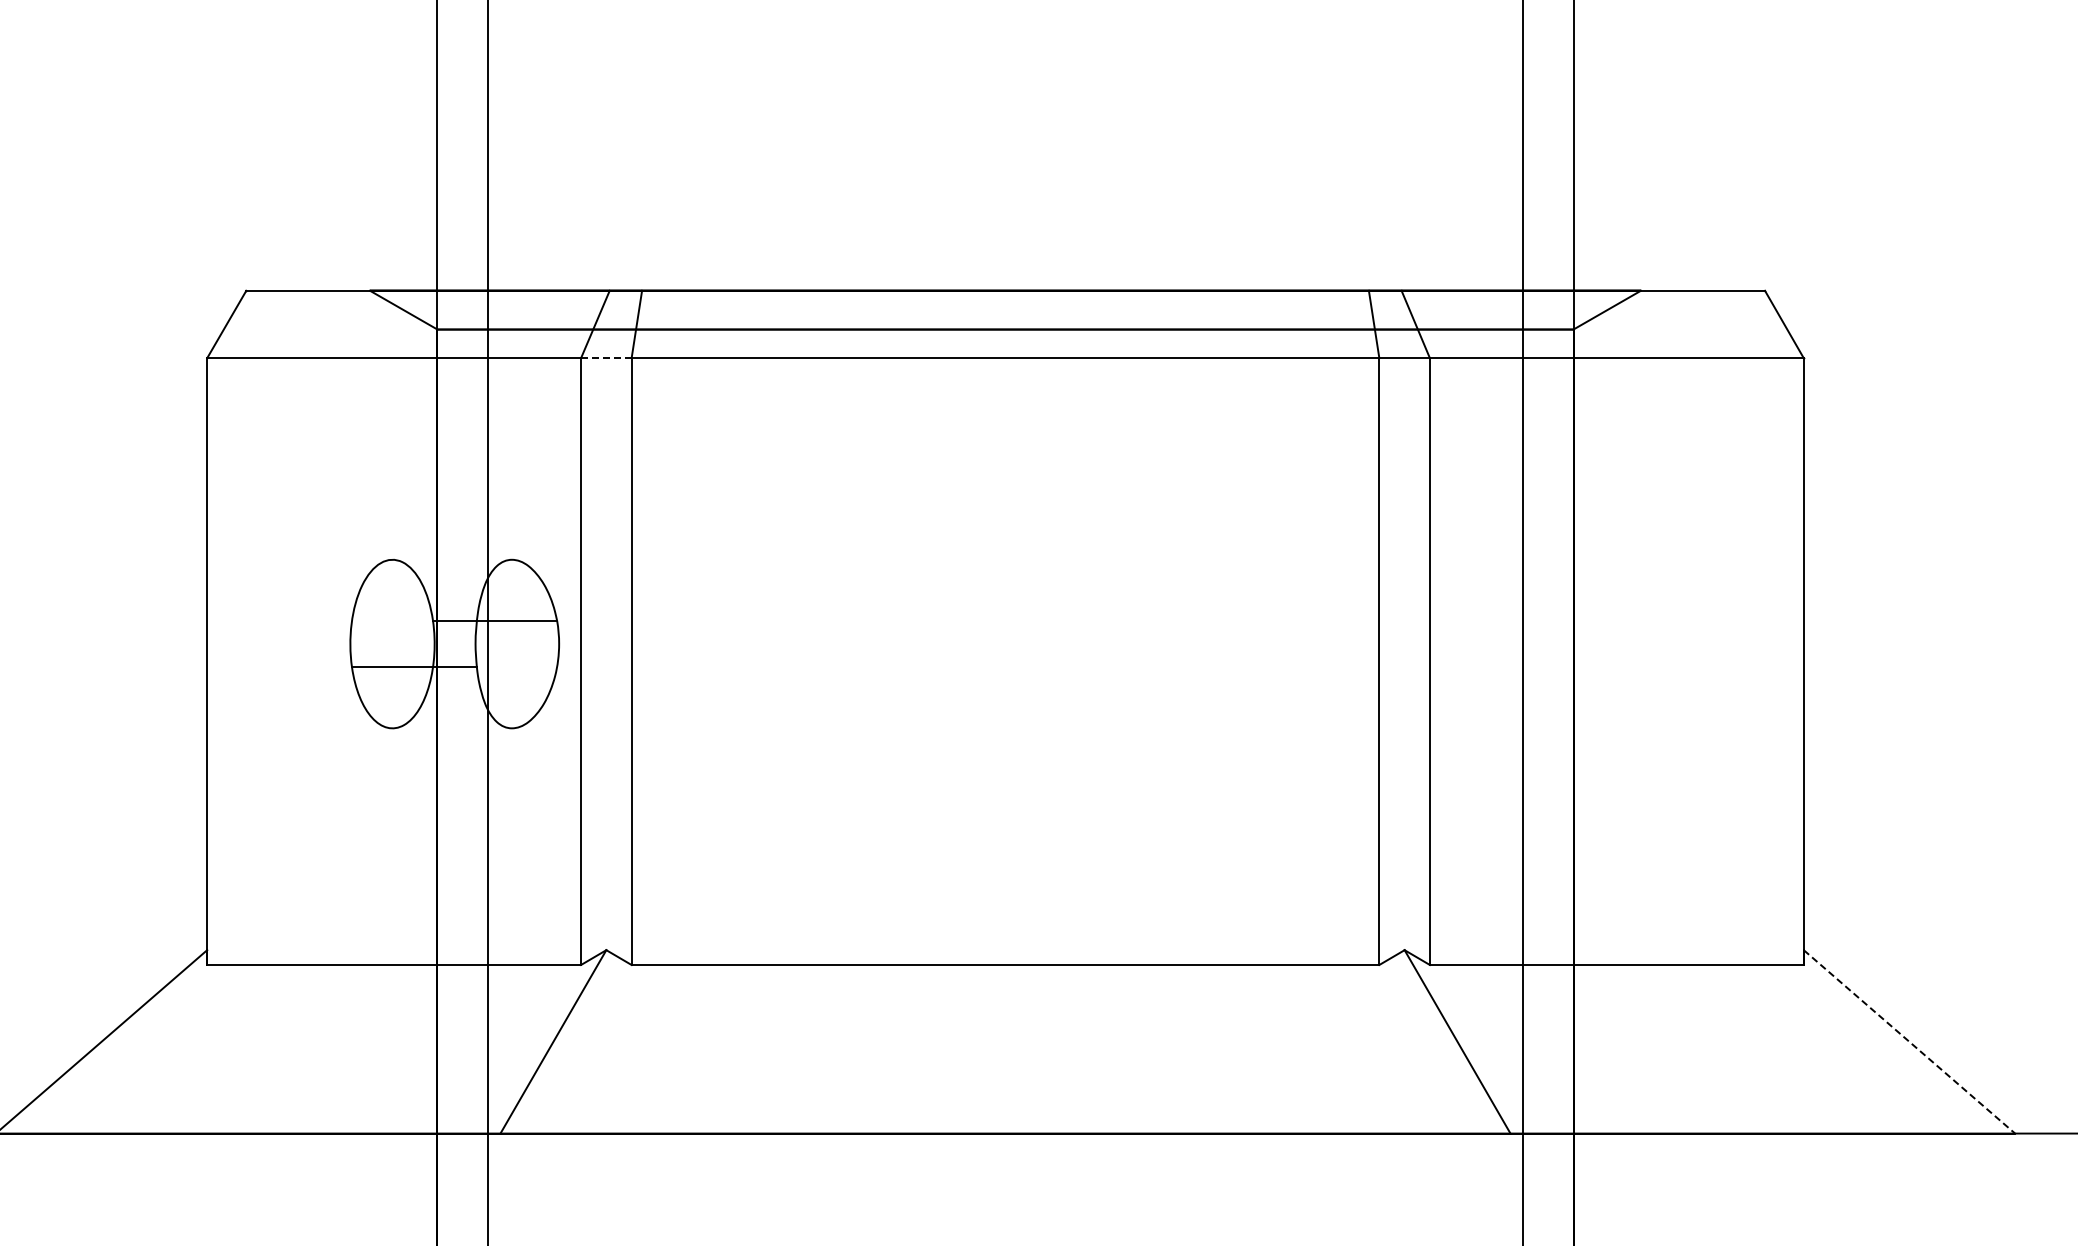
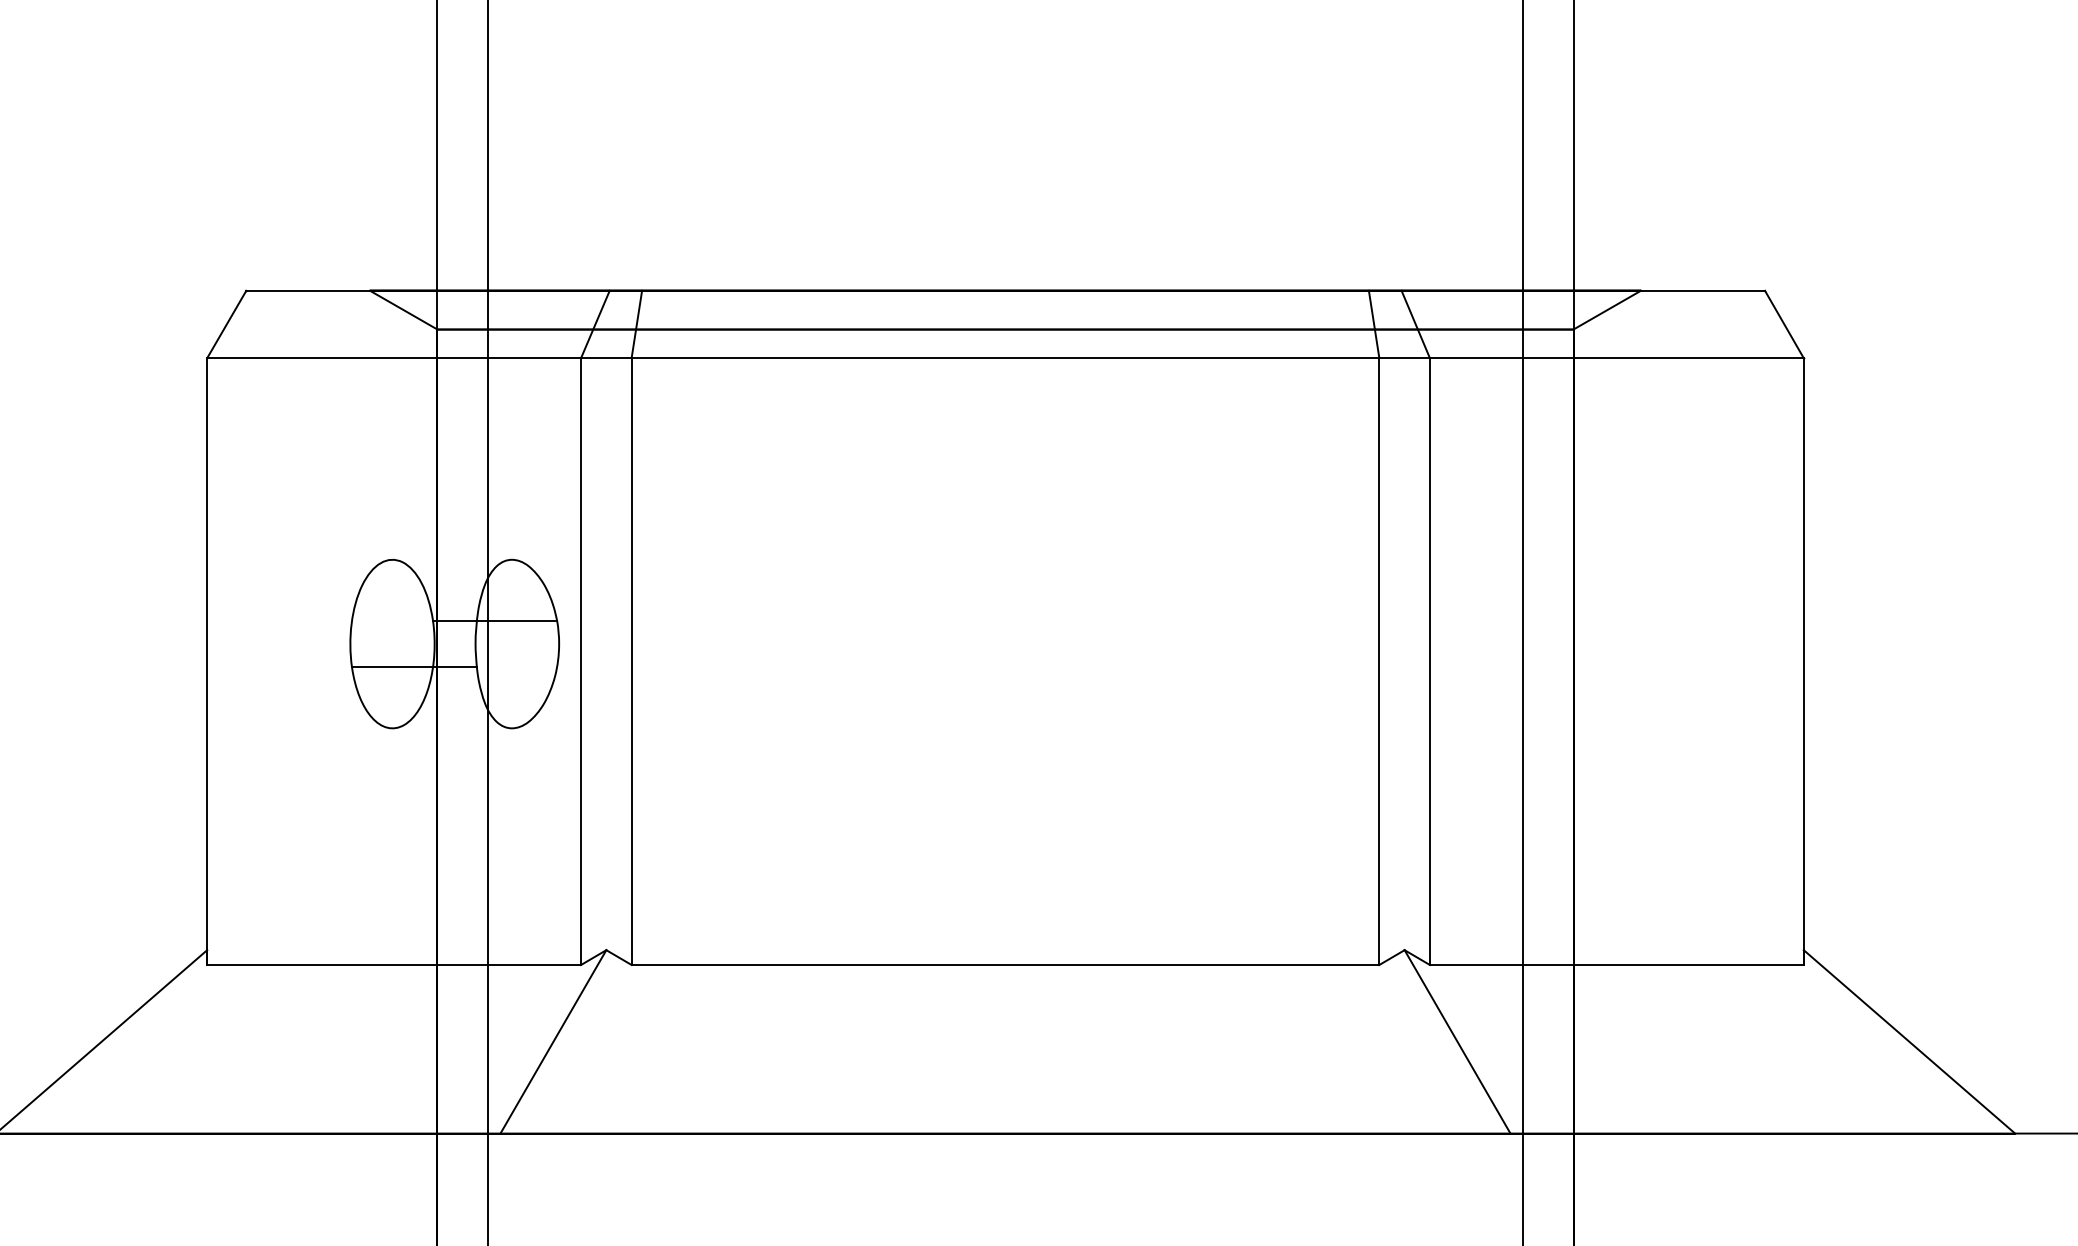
line: dashed -> solid (605, 358)
line: dashed -> solid (1909, 1041)
